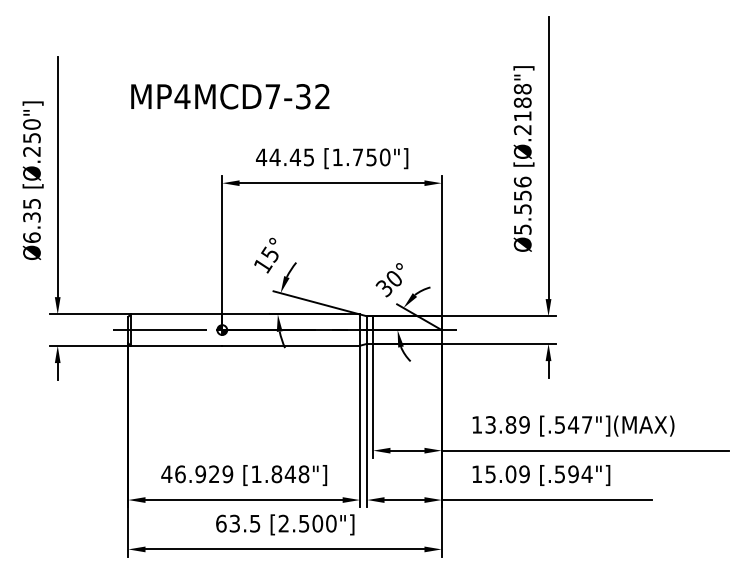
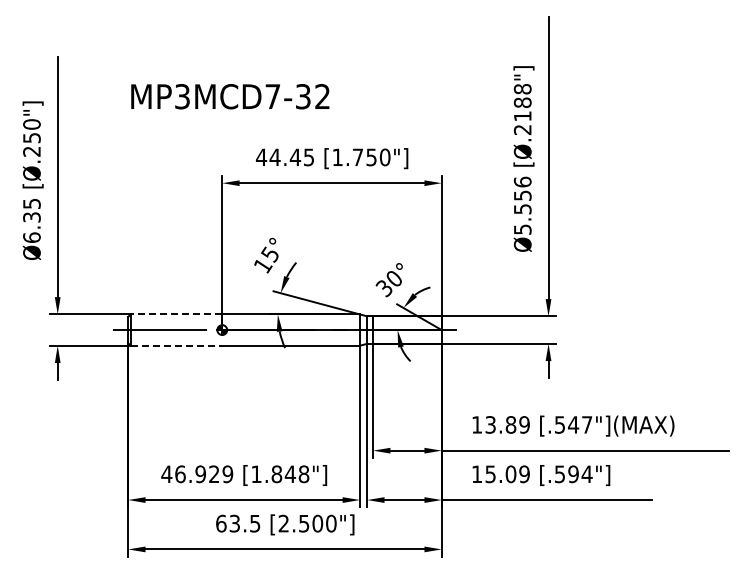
text: MP4MCD7-32 -> MP3MCD7-32 (182, 96)
line: solid -> dashed (176, 314)
line: solid -> dashed (176, 345)
